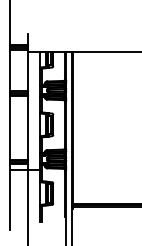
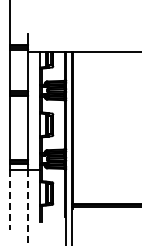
line: solid -> dashed (9, 200)
line: solid -> dashed (28, 207)
